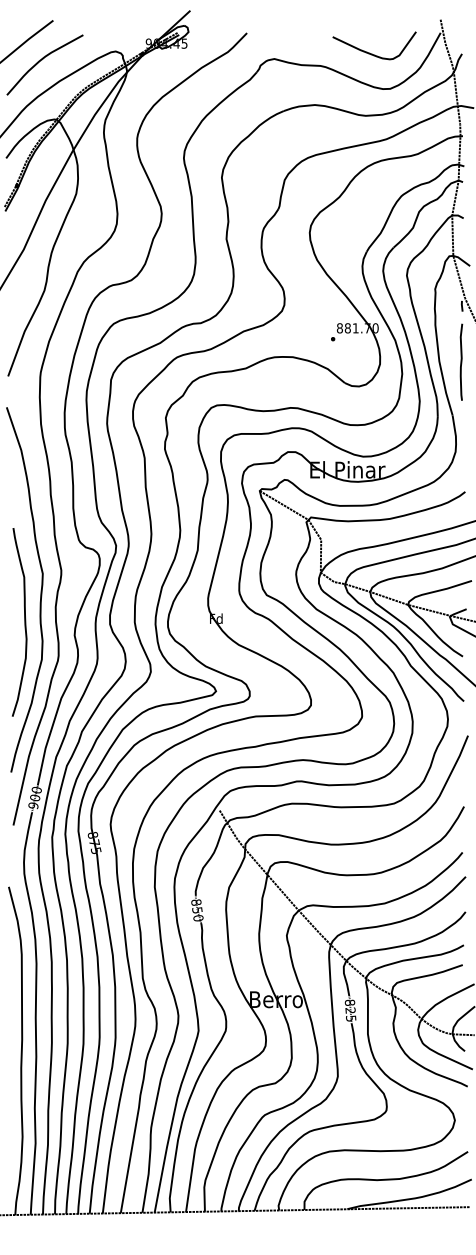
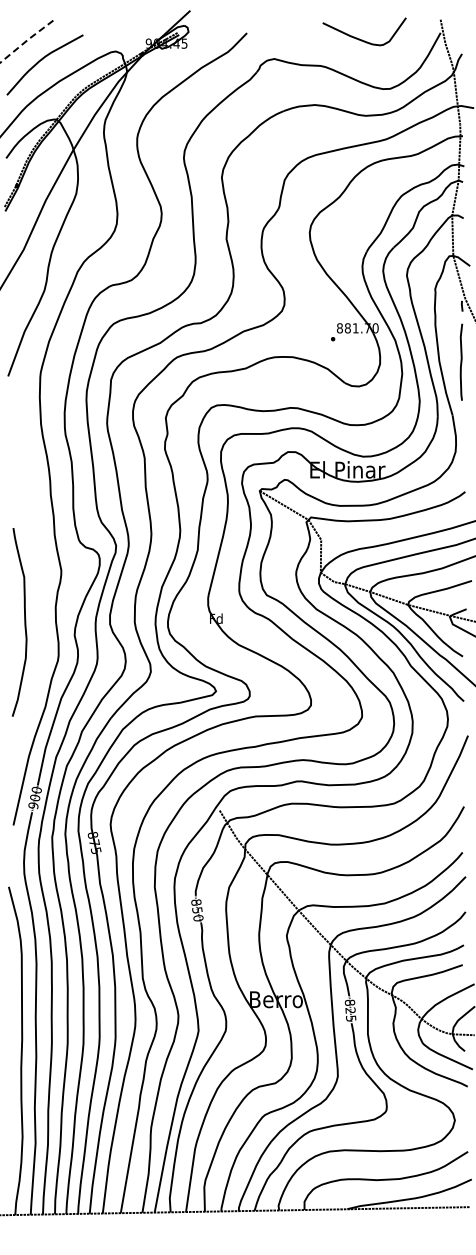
line: solid -> dashed (26, 40)
curve position: (372, 53) -> (362, 39) (362, 39)
curve: present -> none (40, 590)
